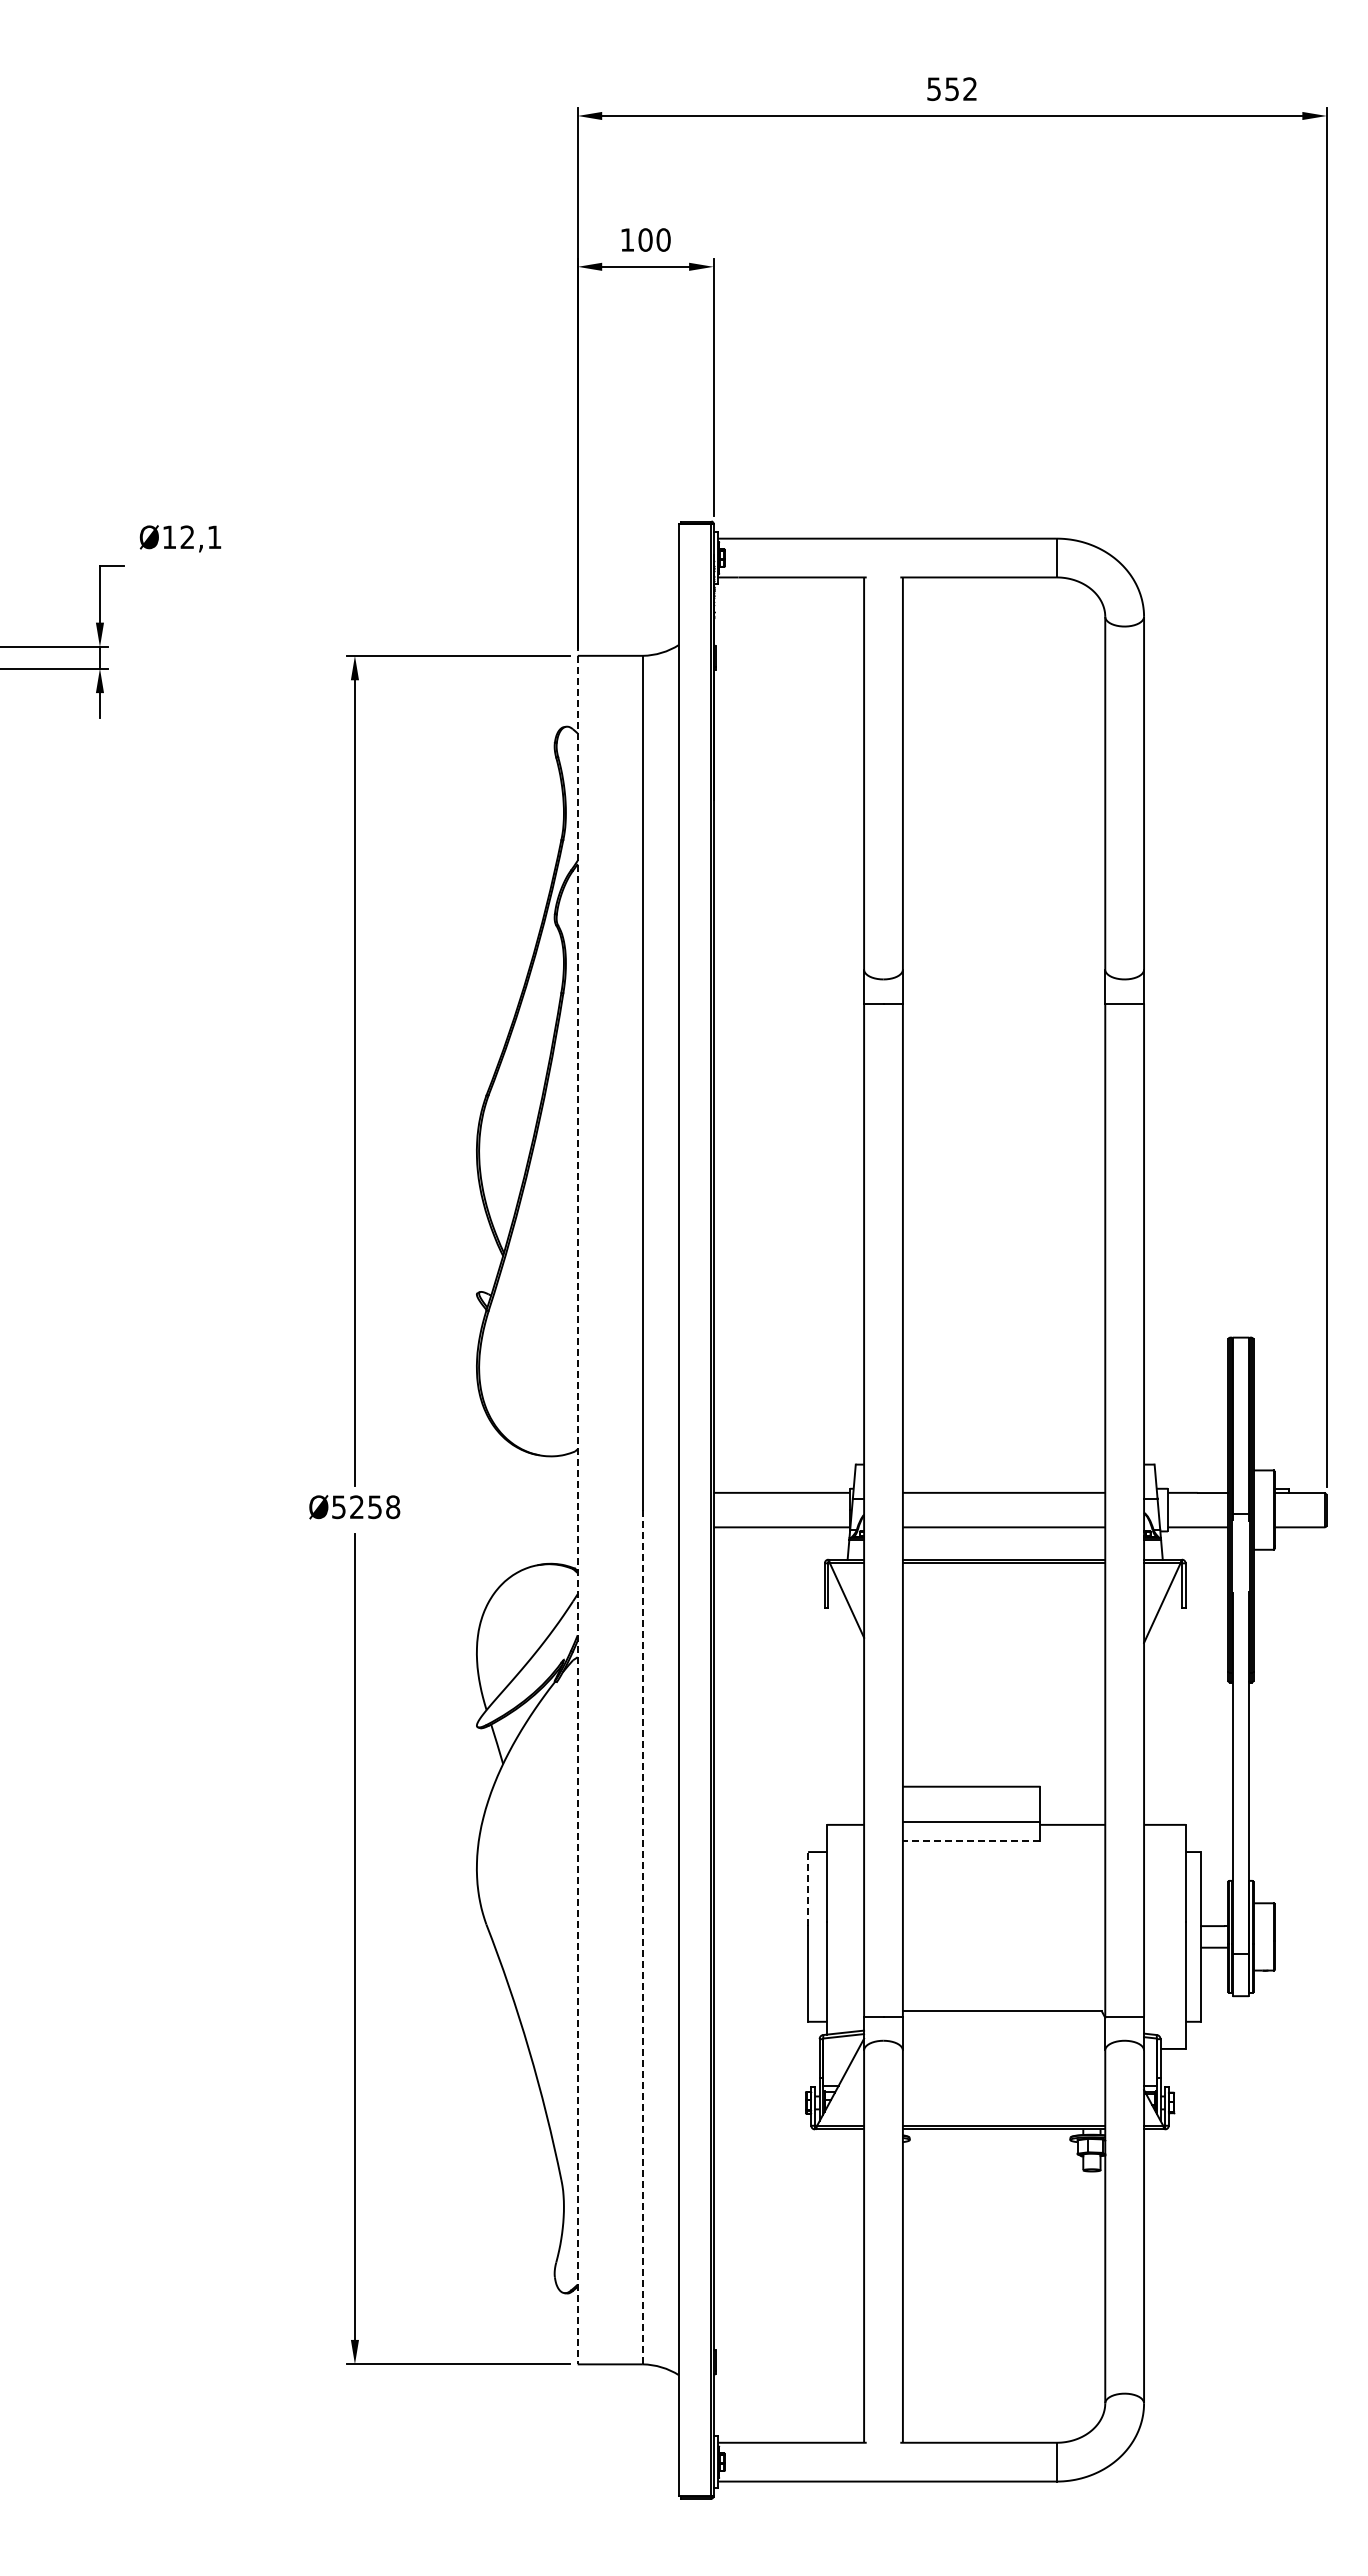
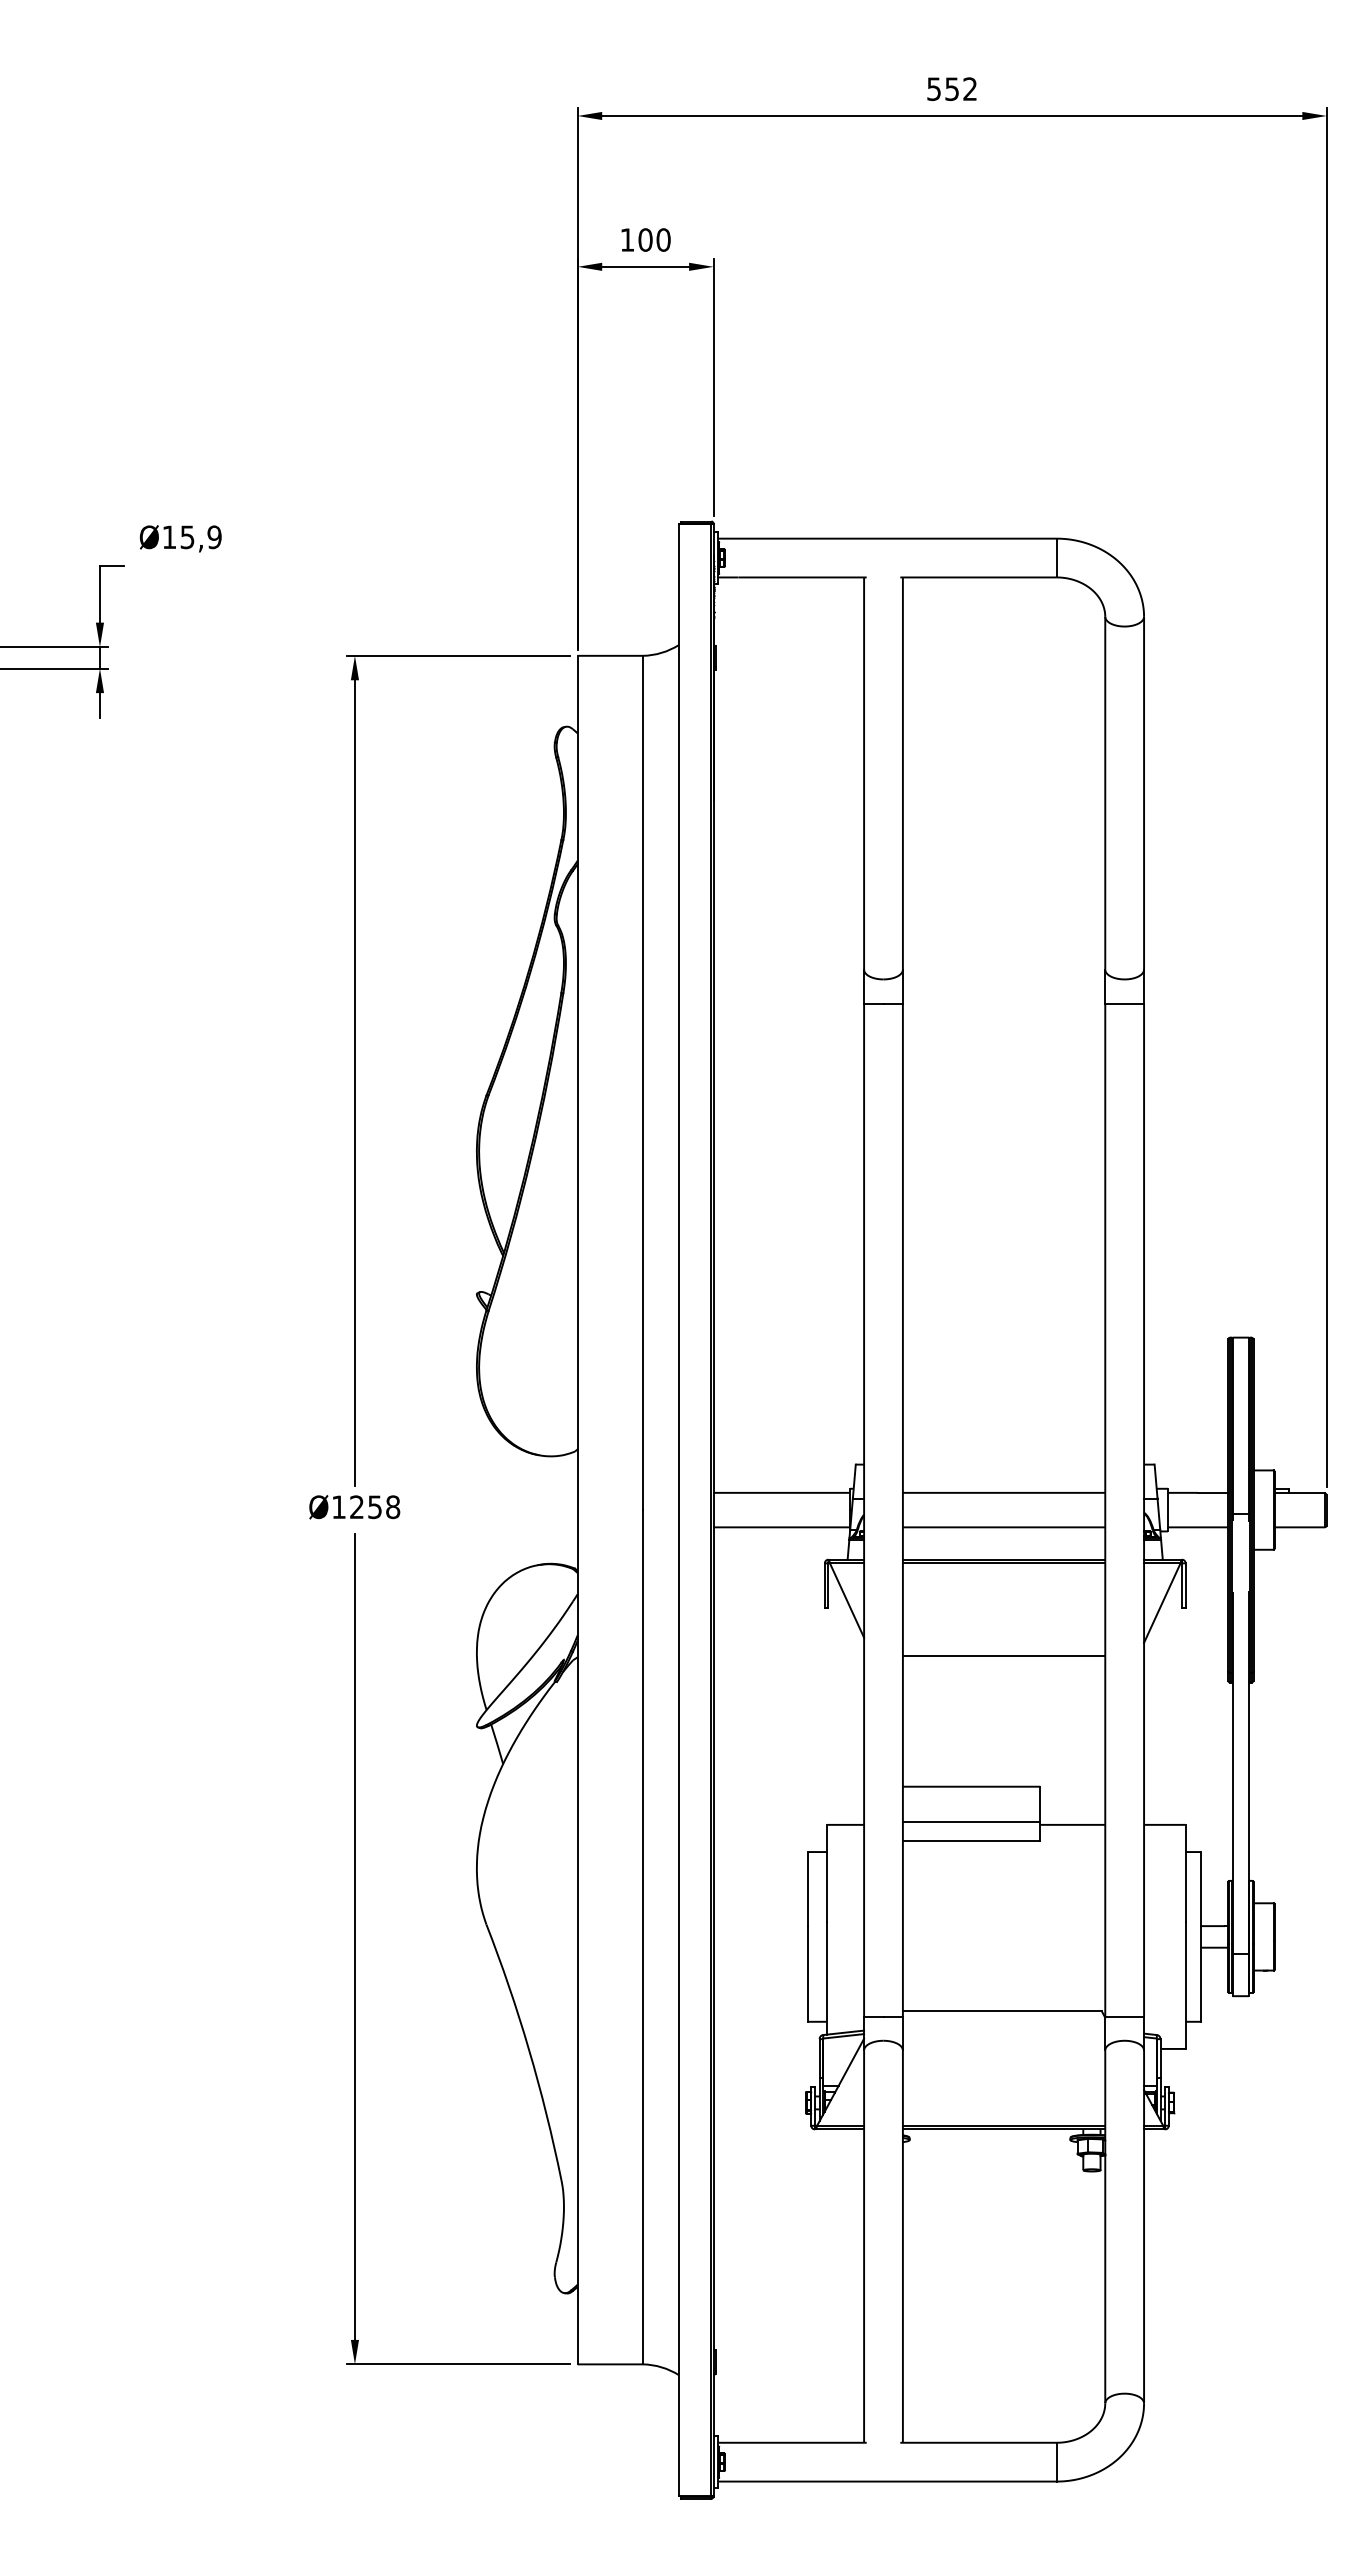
text: Ø12,1 -> Ø15,9 (200, 537)
text: Ø5258 -> Ø1258 (338, 1507)
line: dashed -> solid (577, 1510)
line: none -> present (1003, 1655)
line: dashed -> solid (971, 1841)
line: dashed -> solid (808, 1888)
line: dashed -> solid (642, 1937)
